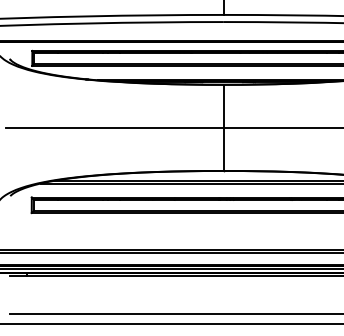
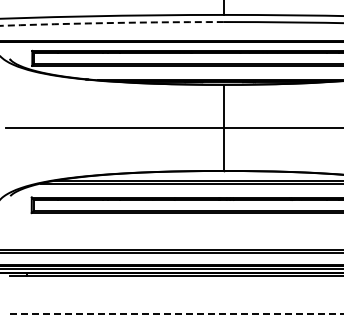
arc: solid -> dashed (111, 23)
line: solid -> dashed (176, 314)
line: present -> none (171, 324)
